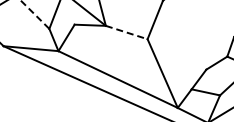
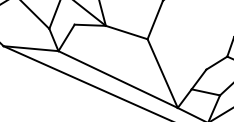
line: dashed -> solid (34, 14)
line: dashed -> solid (126, 32)
